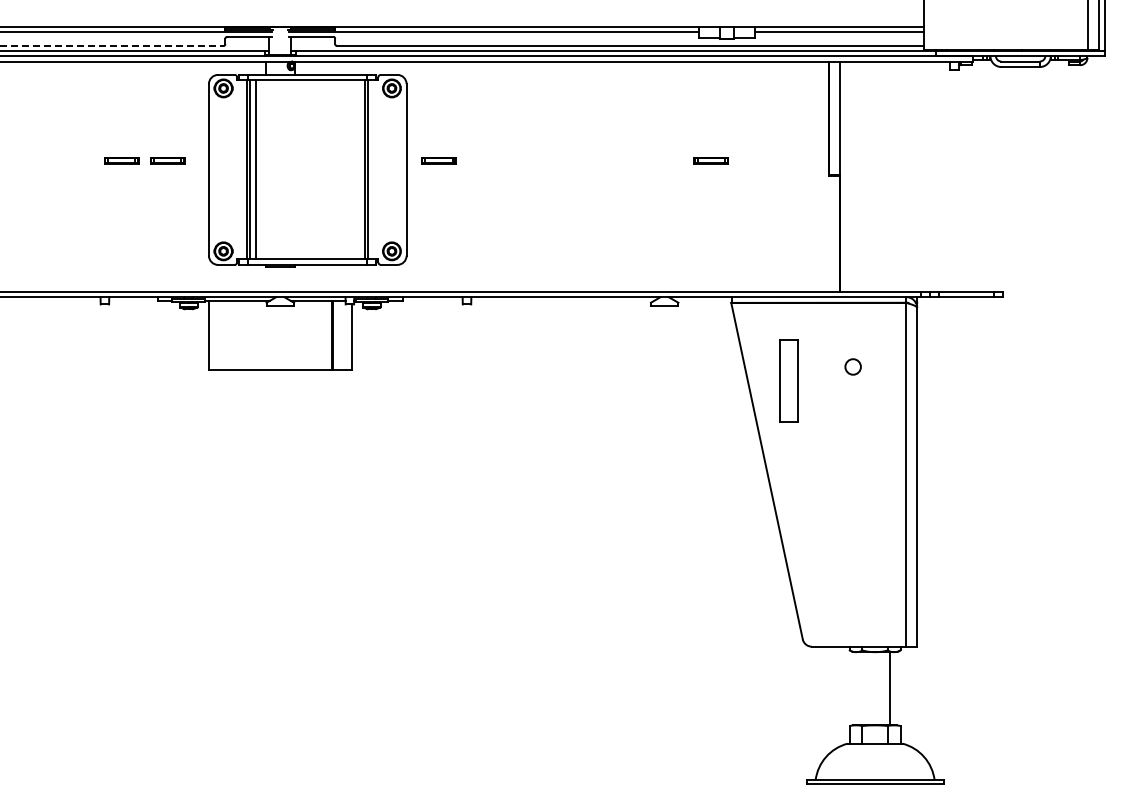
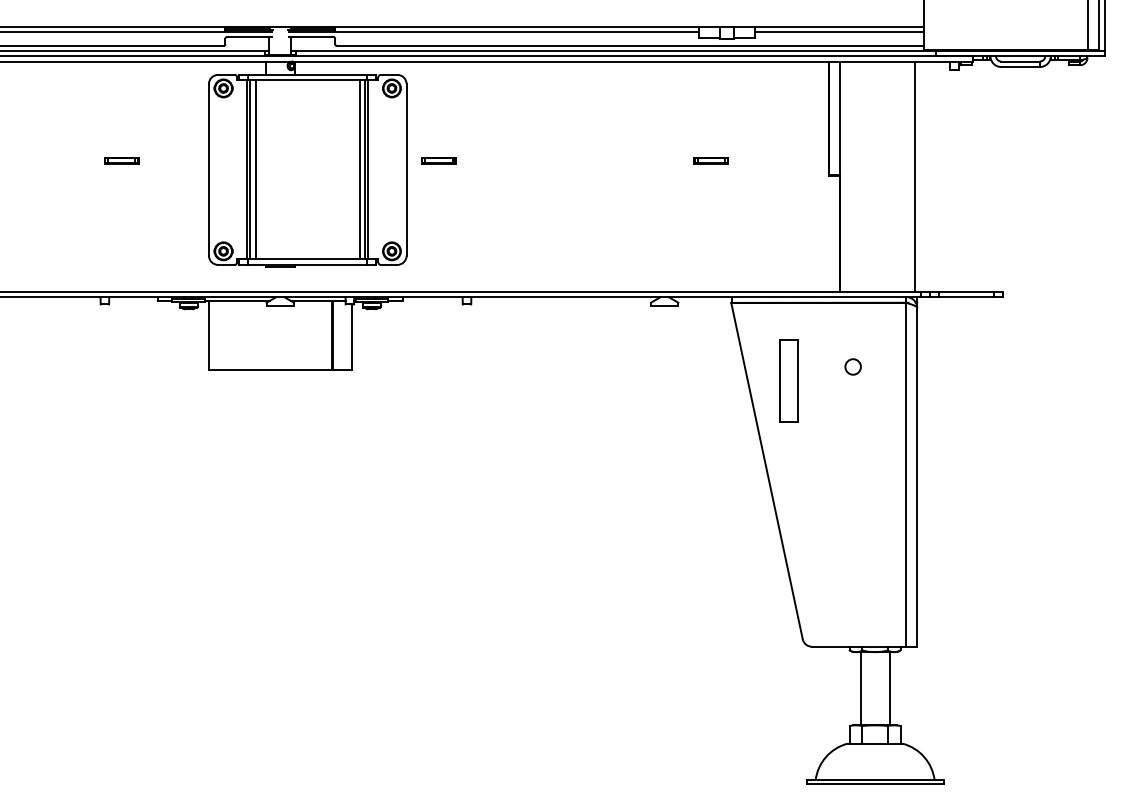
line: dashed -> solid (112, 46)
part: present -> none (167, 160)
line: none -> present (359, 169)
line: none -> present (915, 176)
line: none -> present (860, 688)
